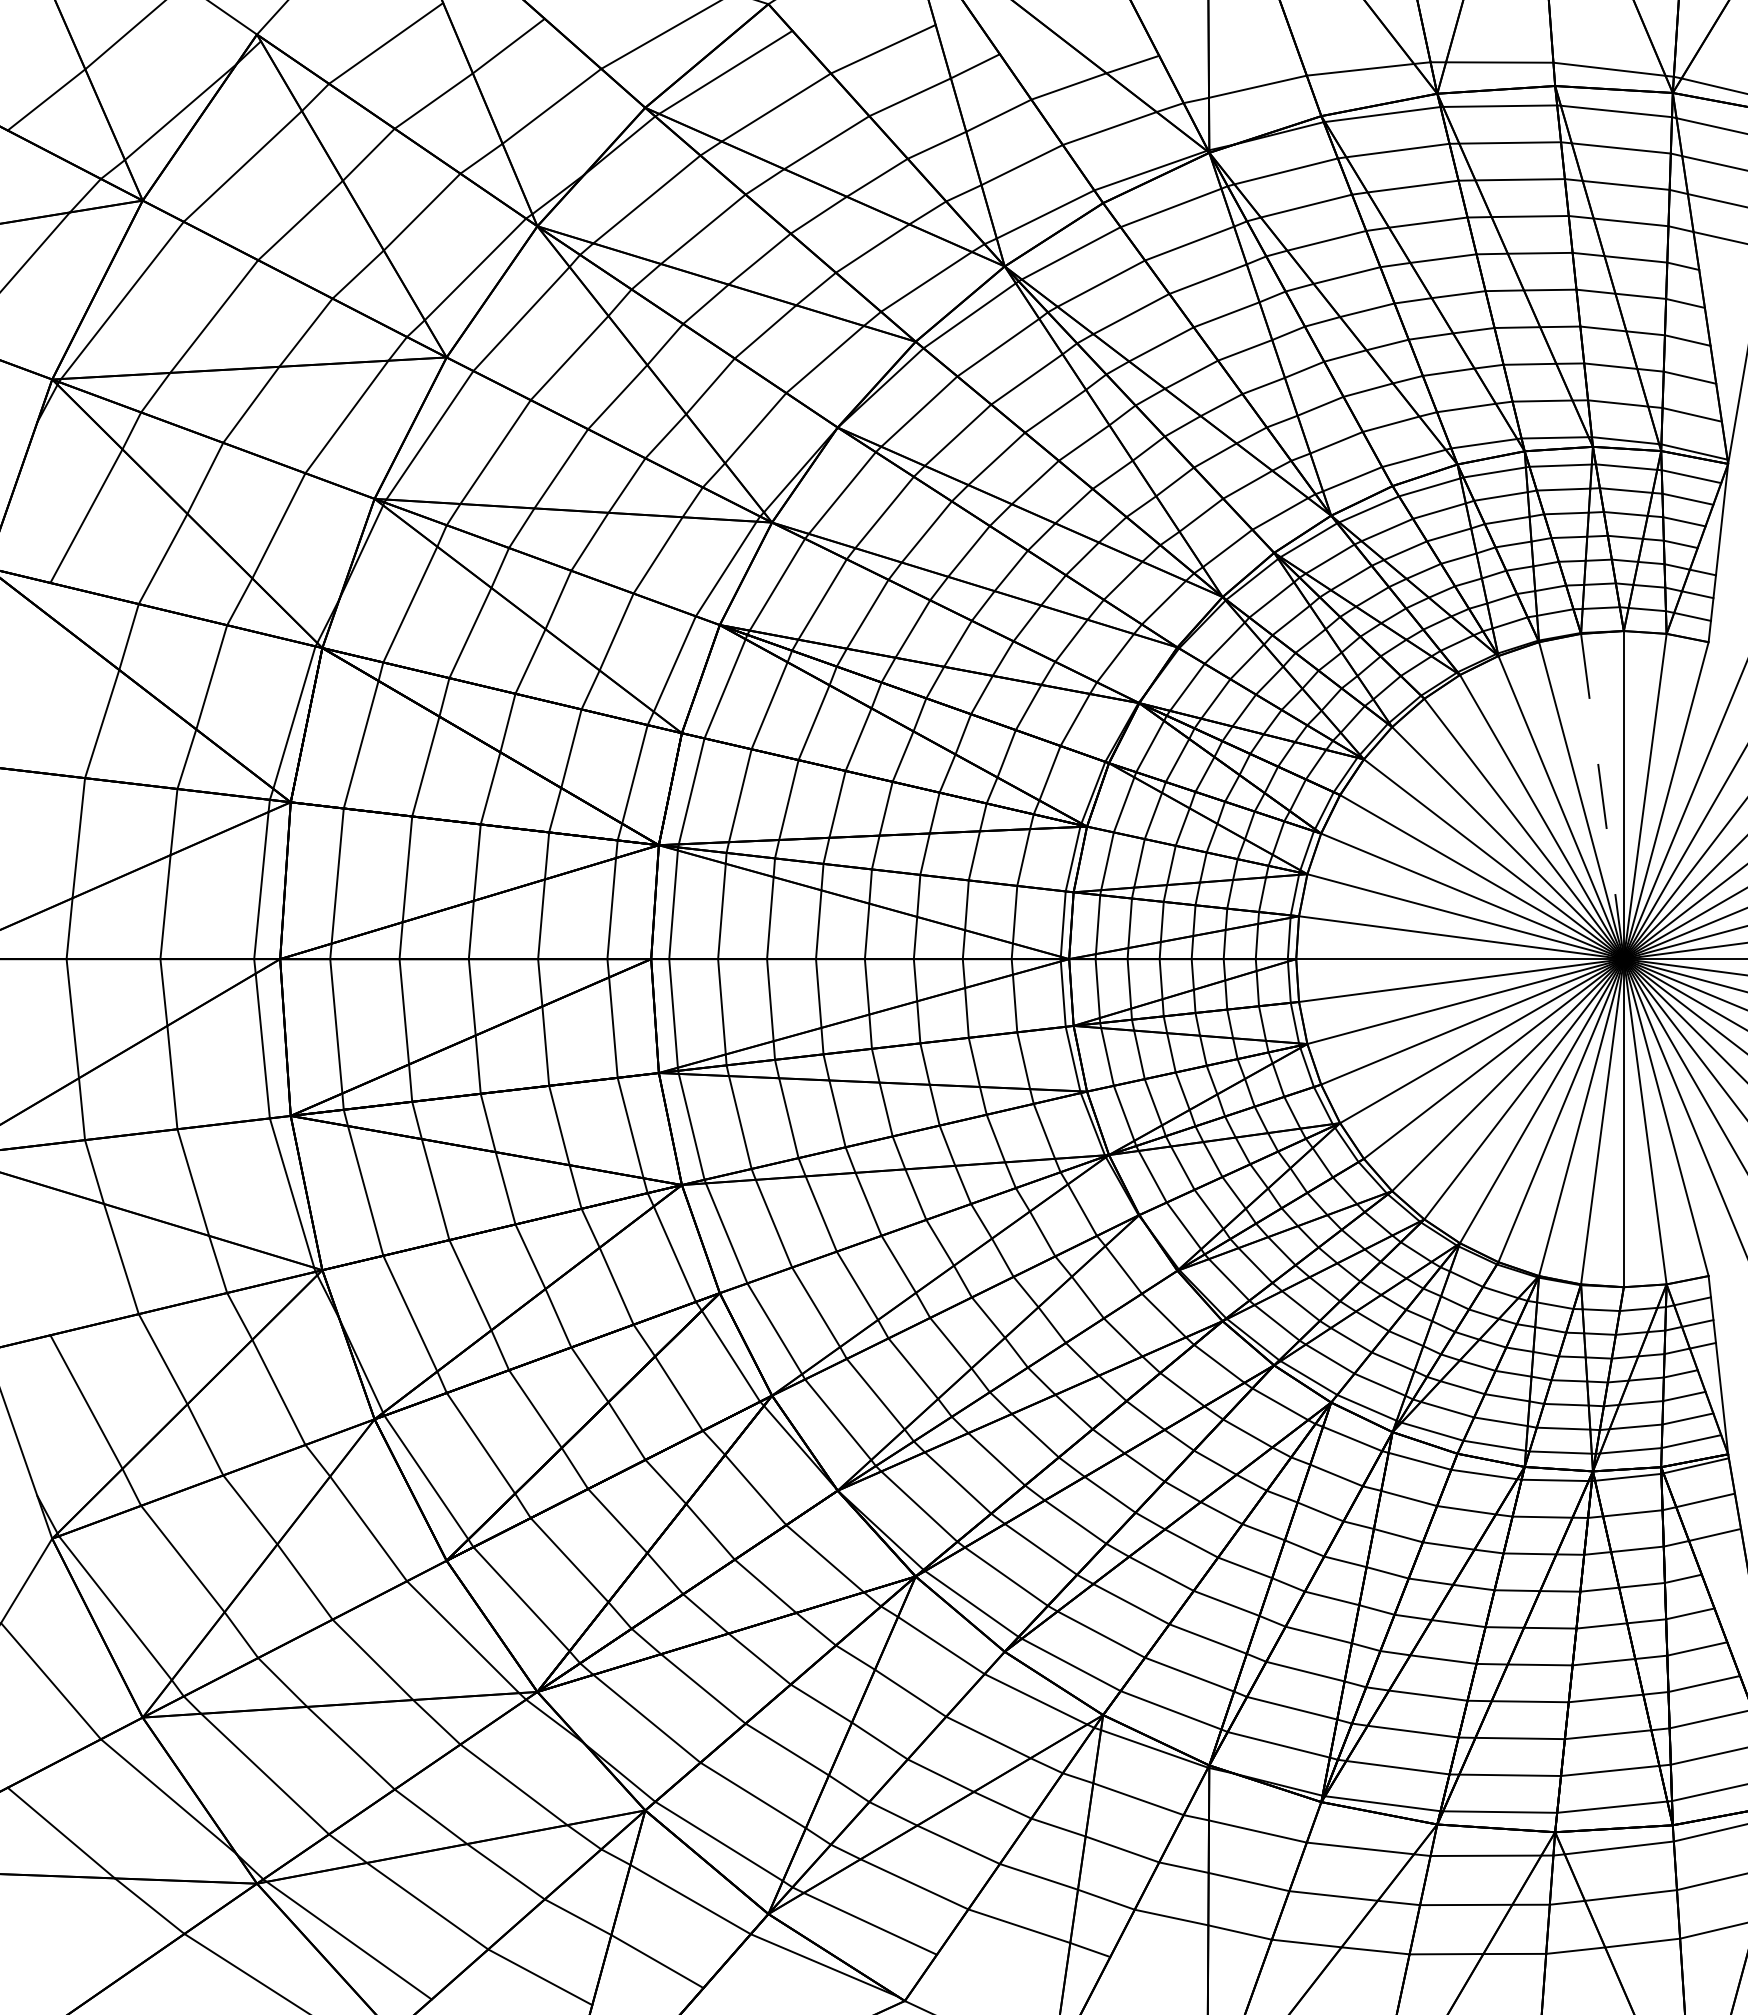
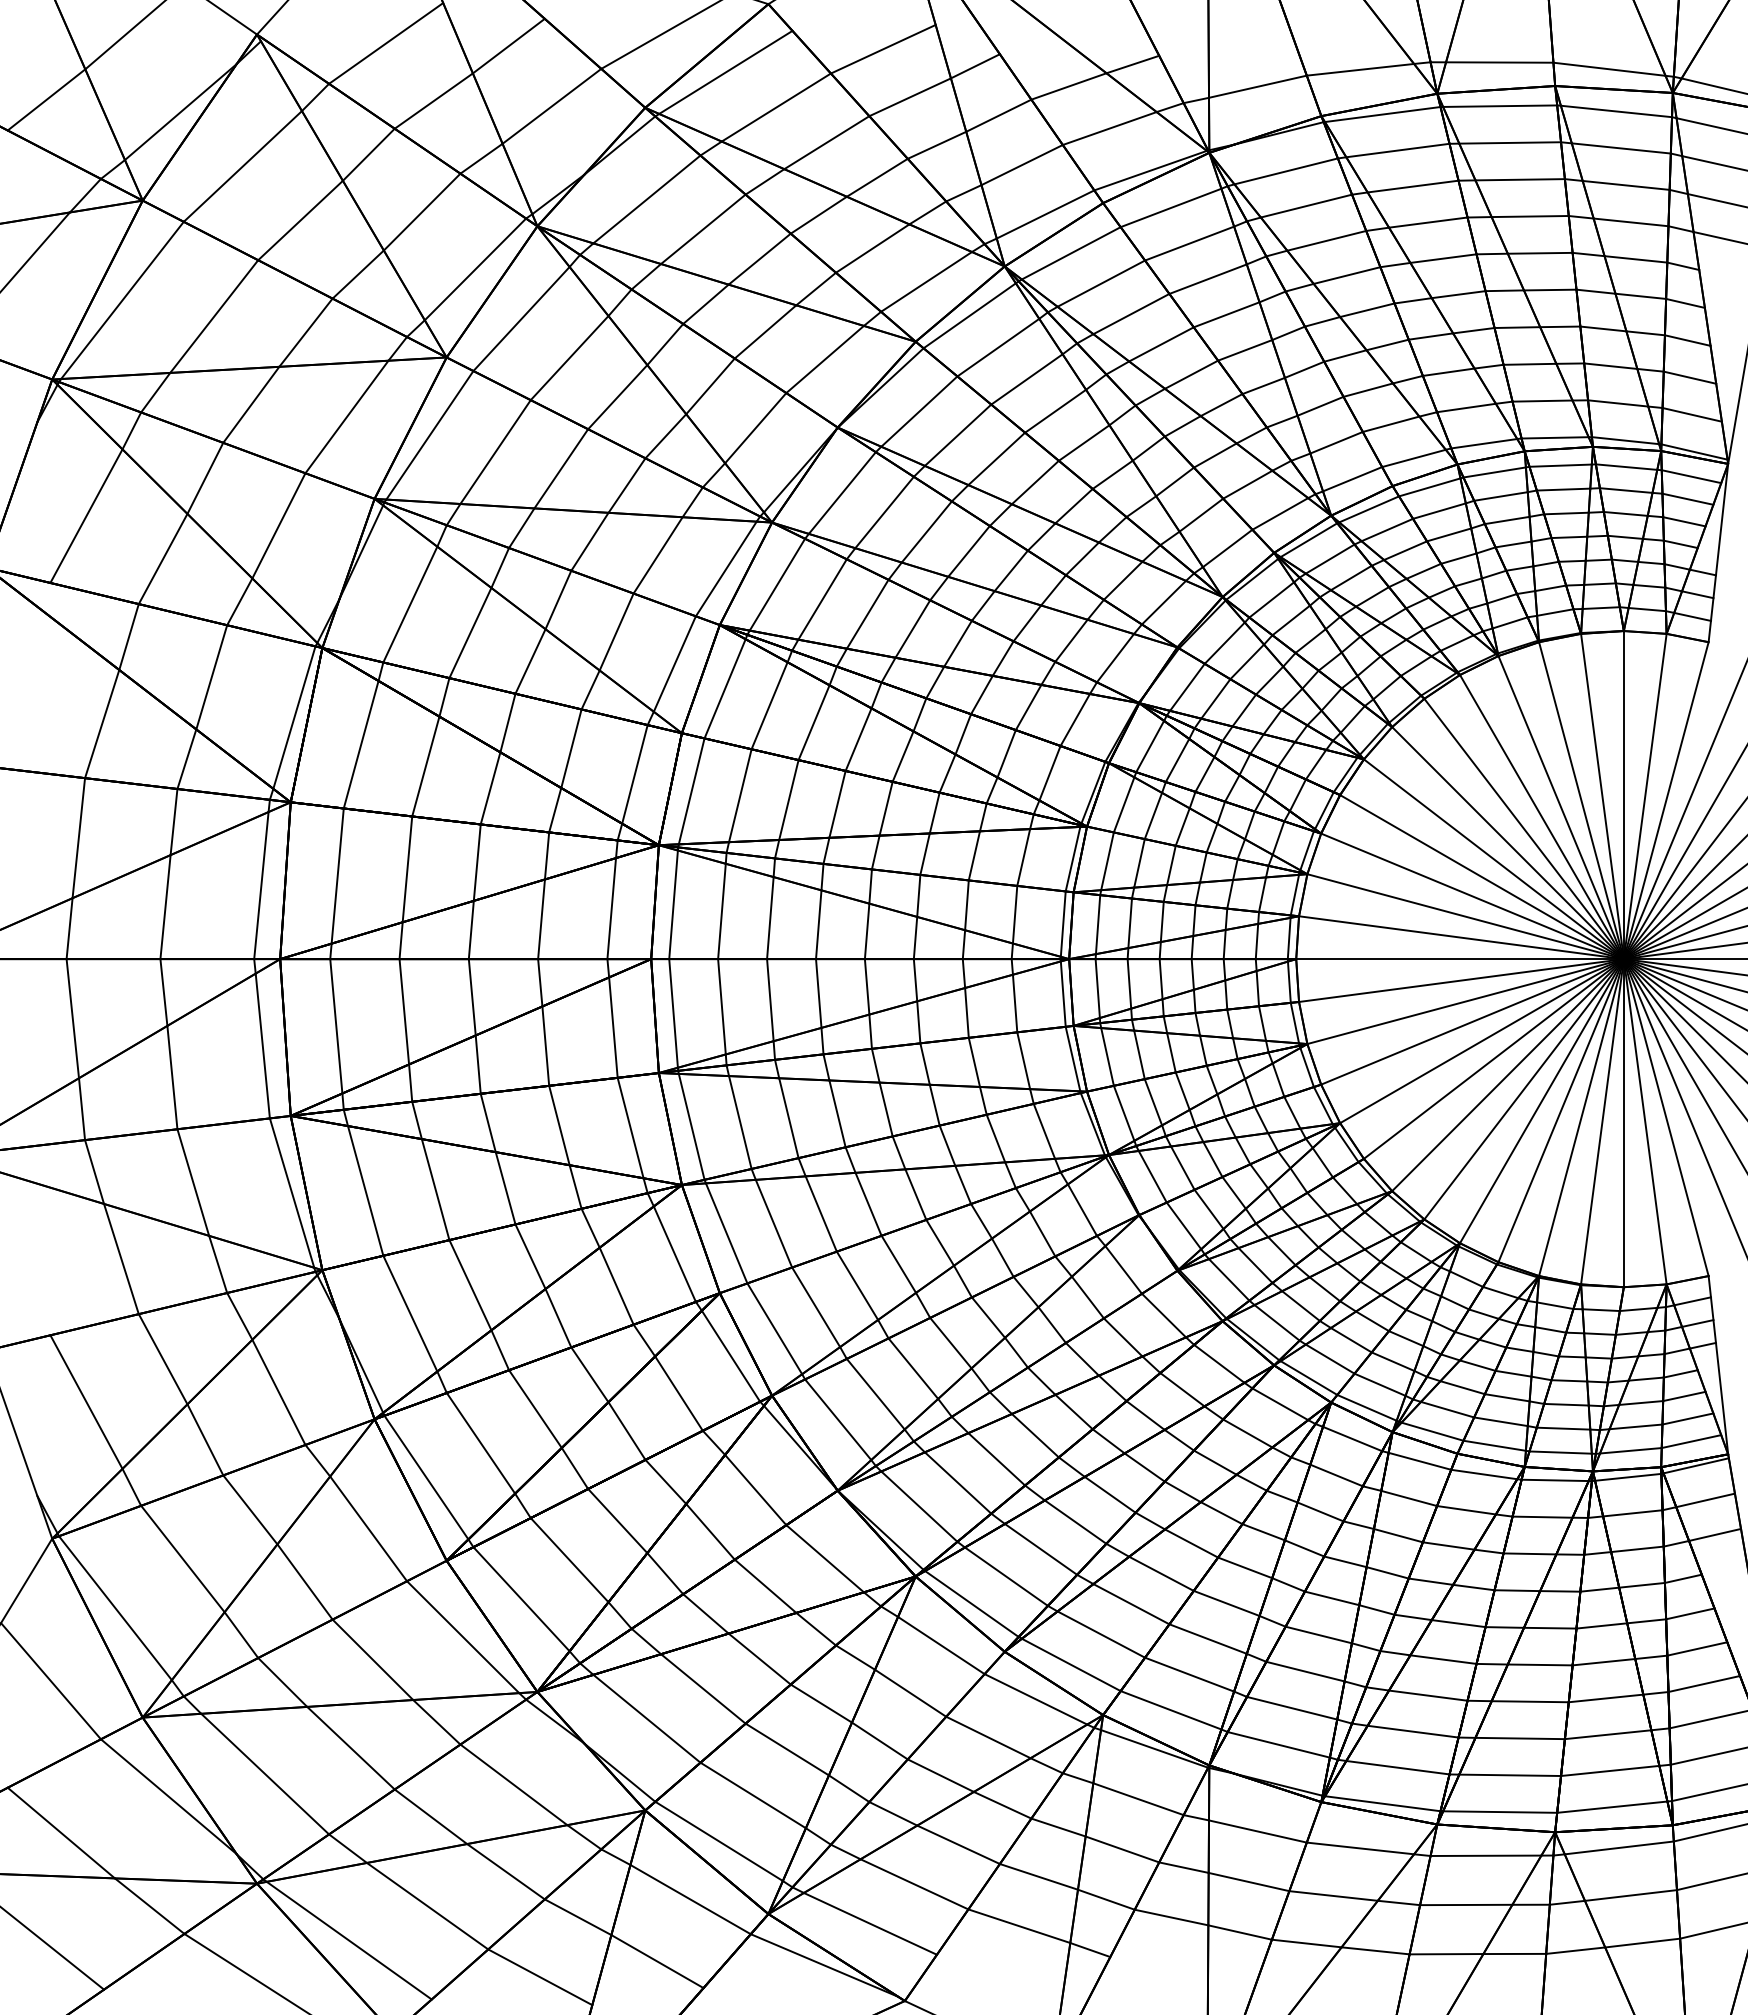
line: dashed -> solid (1602, 796)
line: none -> present (53, 1948)
